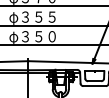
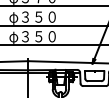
text: φ３５５ -> φ３５０ (51, 16)
